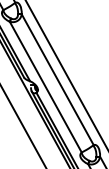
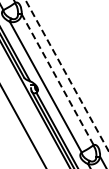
line: solid -> dashed (67, 76)
line: solid -> dashed (57, 79)
